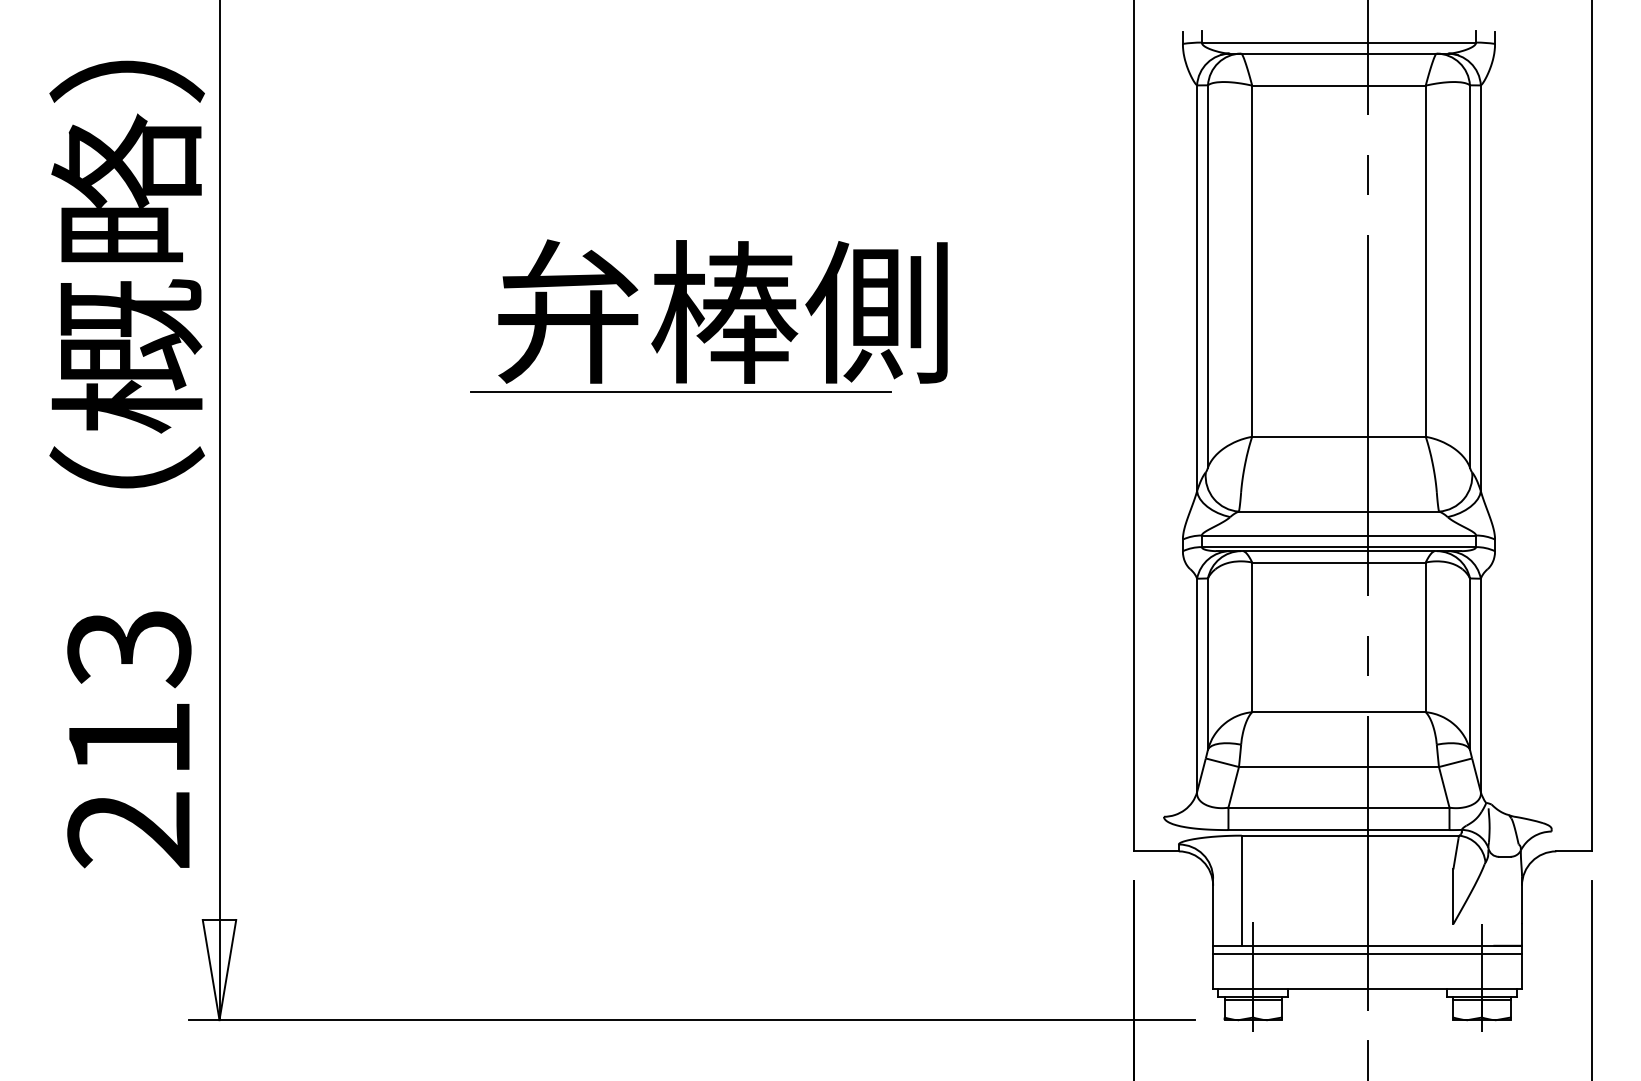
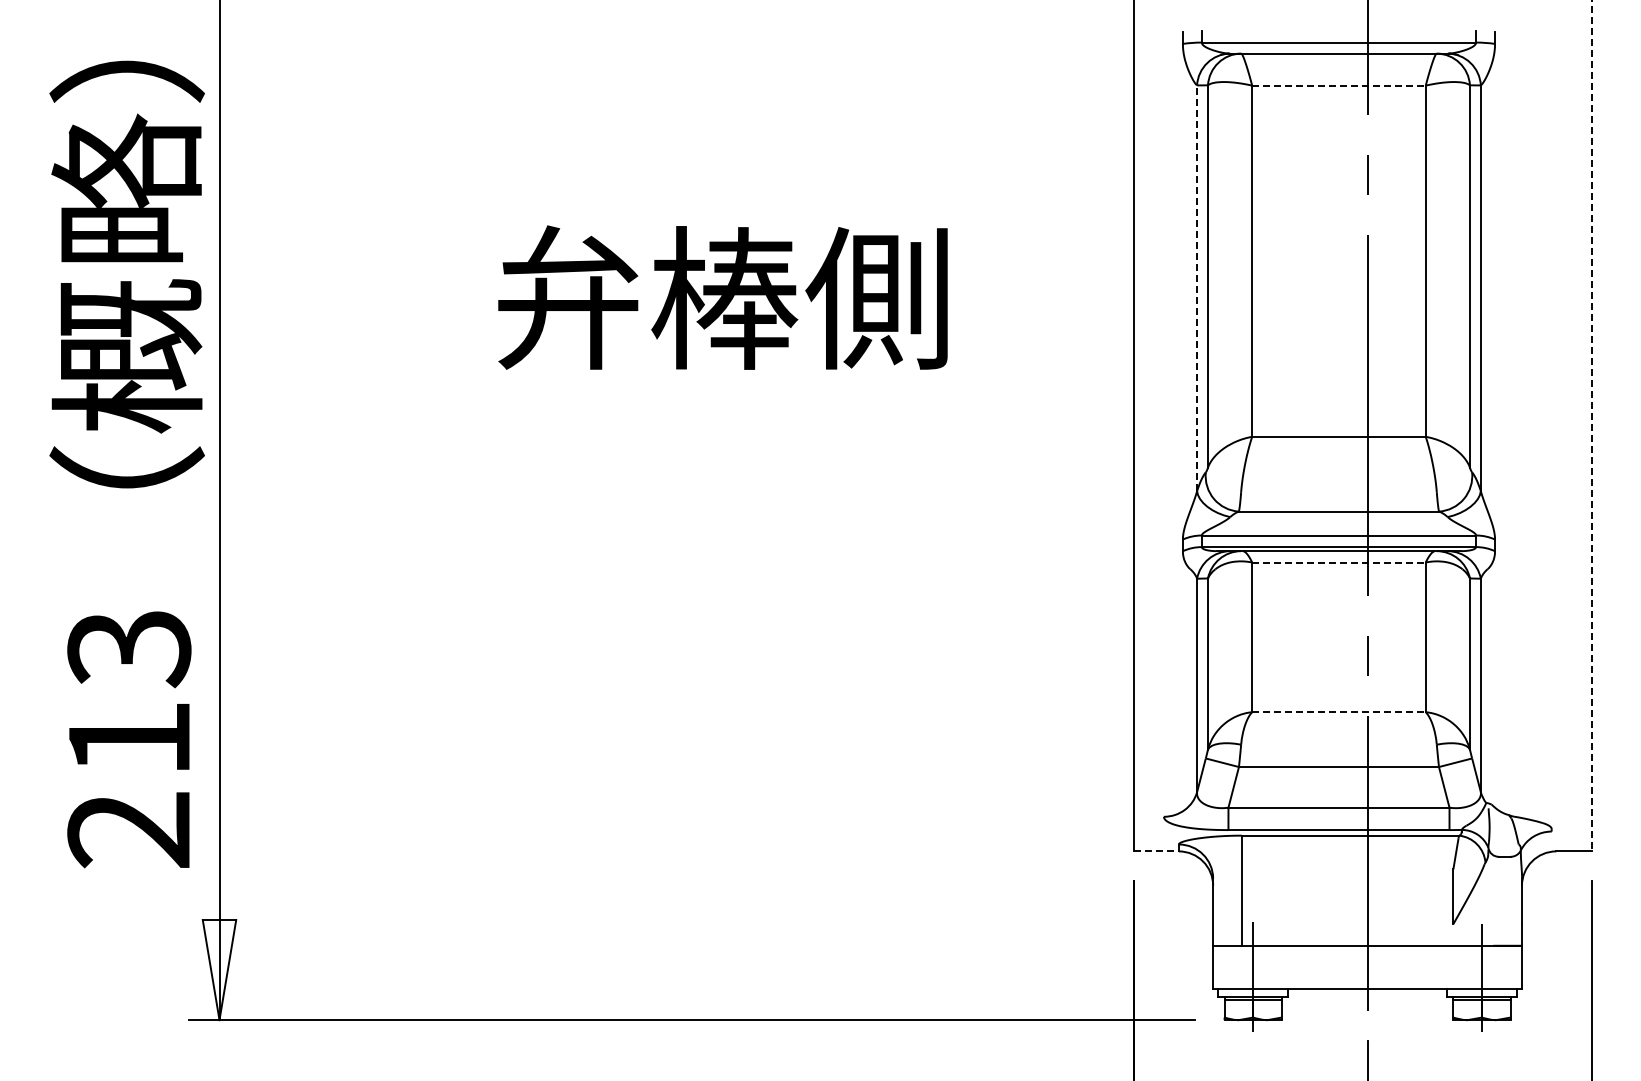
line: solid -> dashed (1338, 85)
line: solid -> dashed (1197, 288)
text position: (722, 311) -> (722, 297) (722, 297)
line: present -> none (681, 391)
line: solid -> dashed (1591, 426)
line: solid -> dashed (1338, 562)
line: solid -> dashed (1338, 712)
line: solid -> dashed (1157, 851)
line: present -> none (1367, 954)
